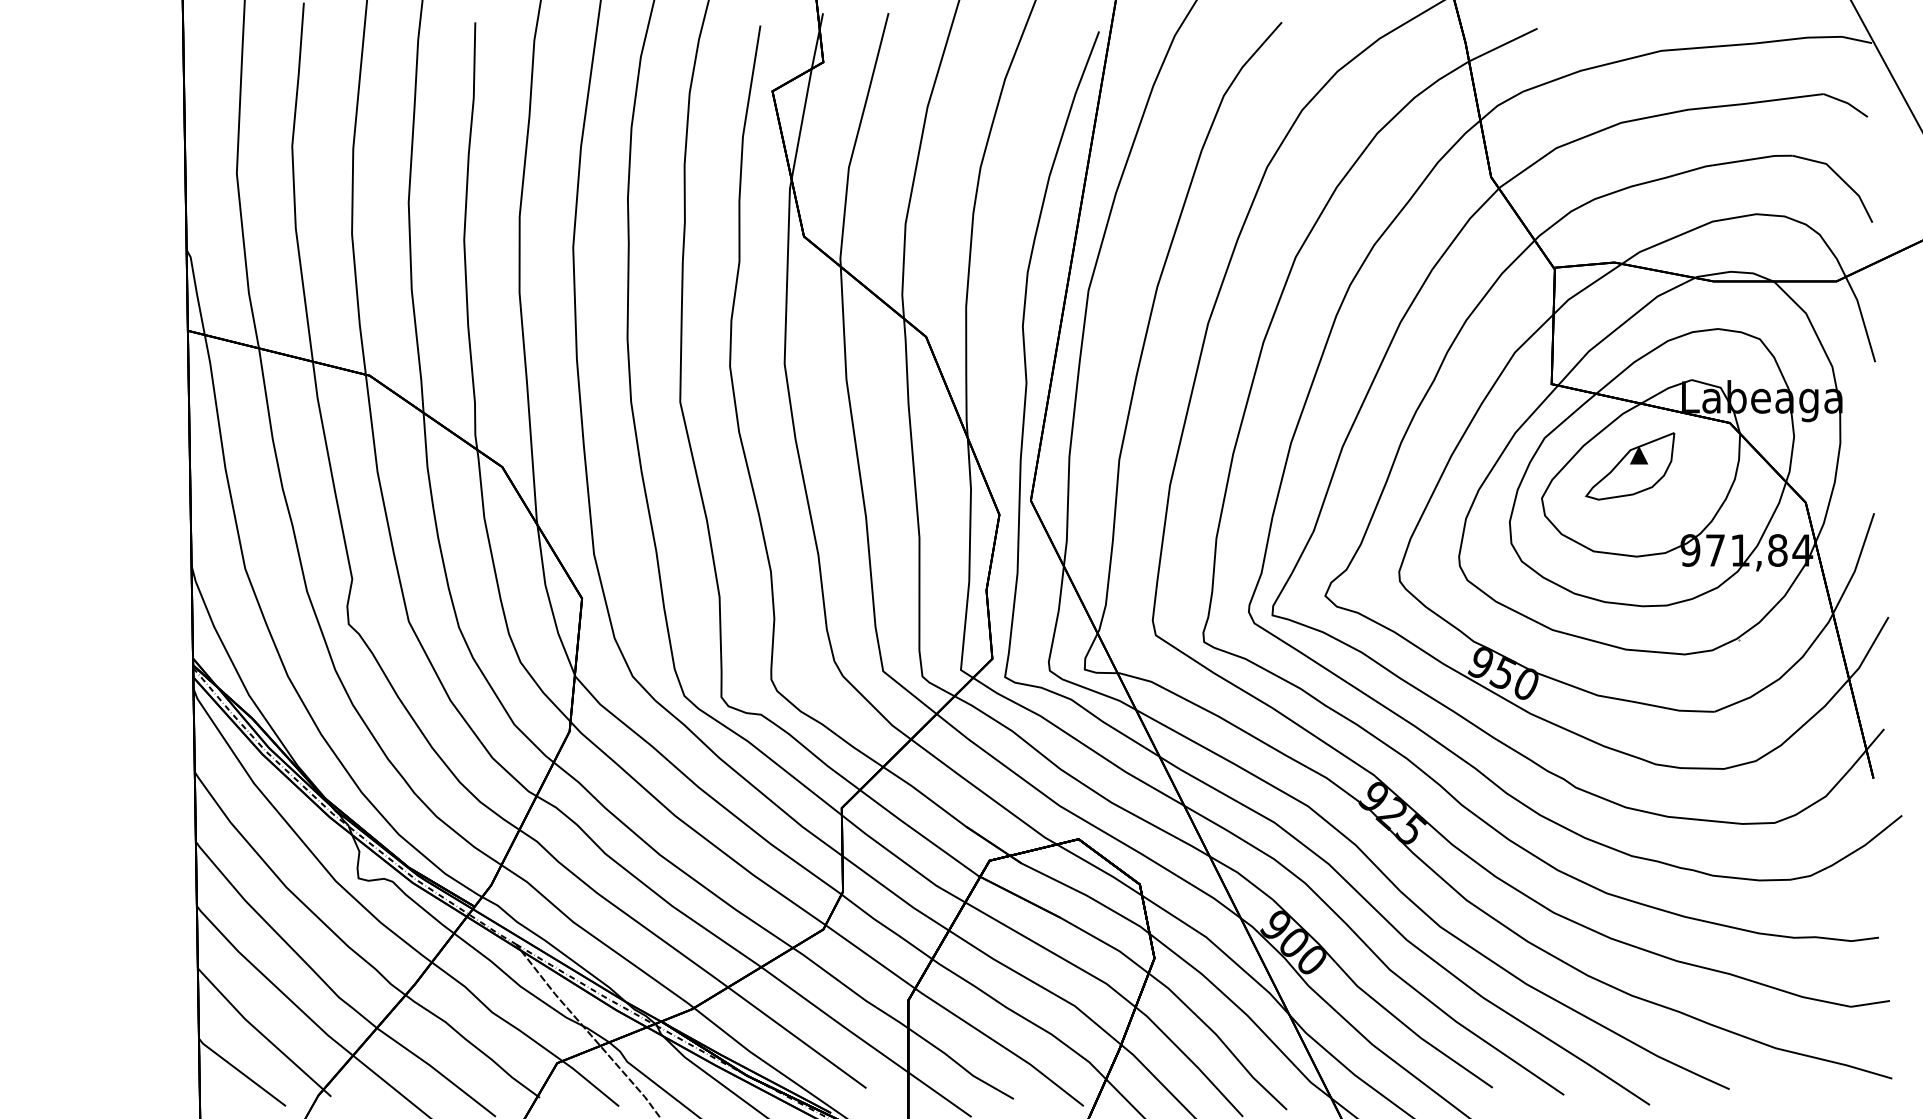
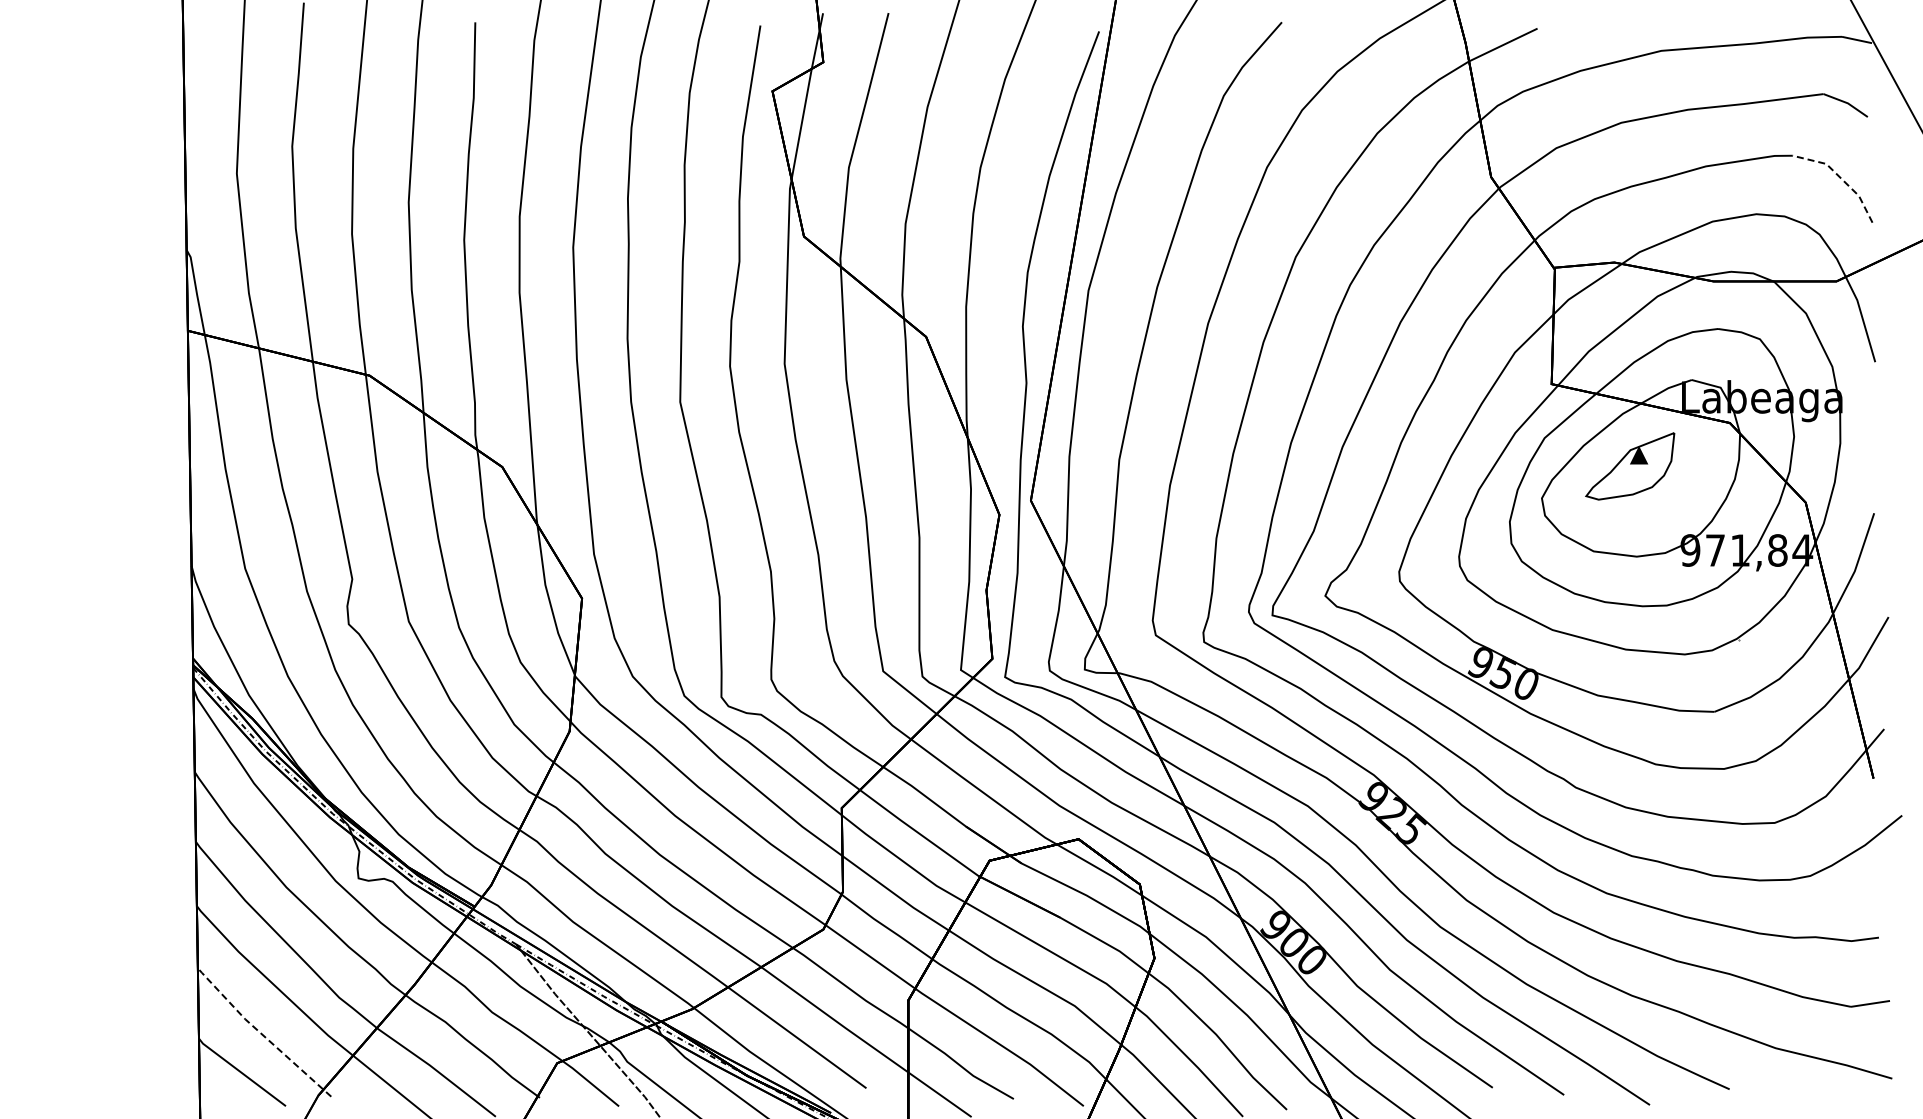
line: solid -> dashed (1840, 177)
line: solid -> dashed (261, 1033)
